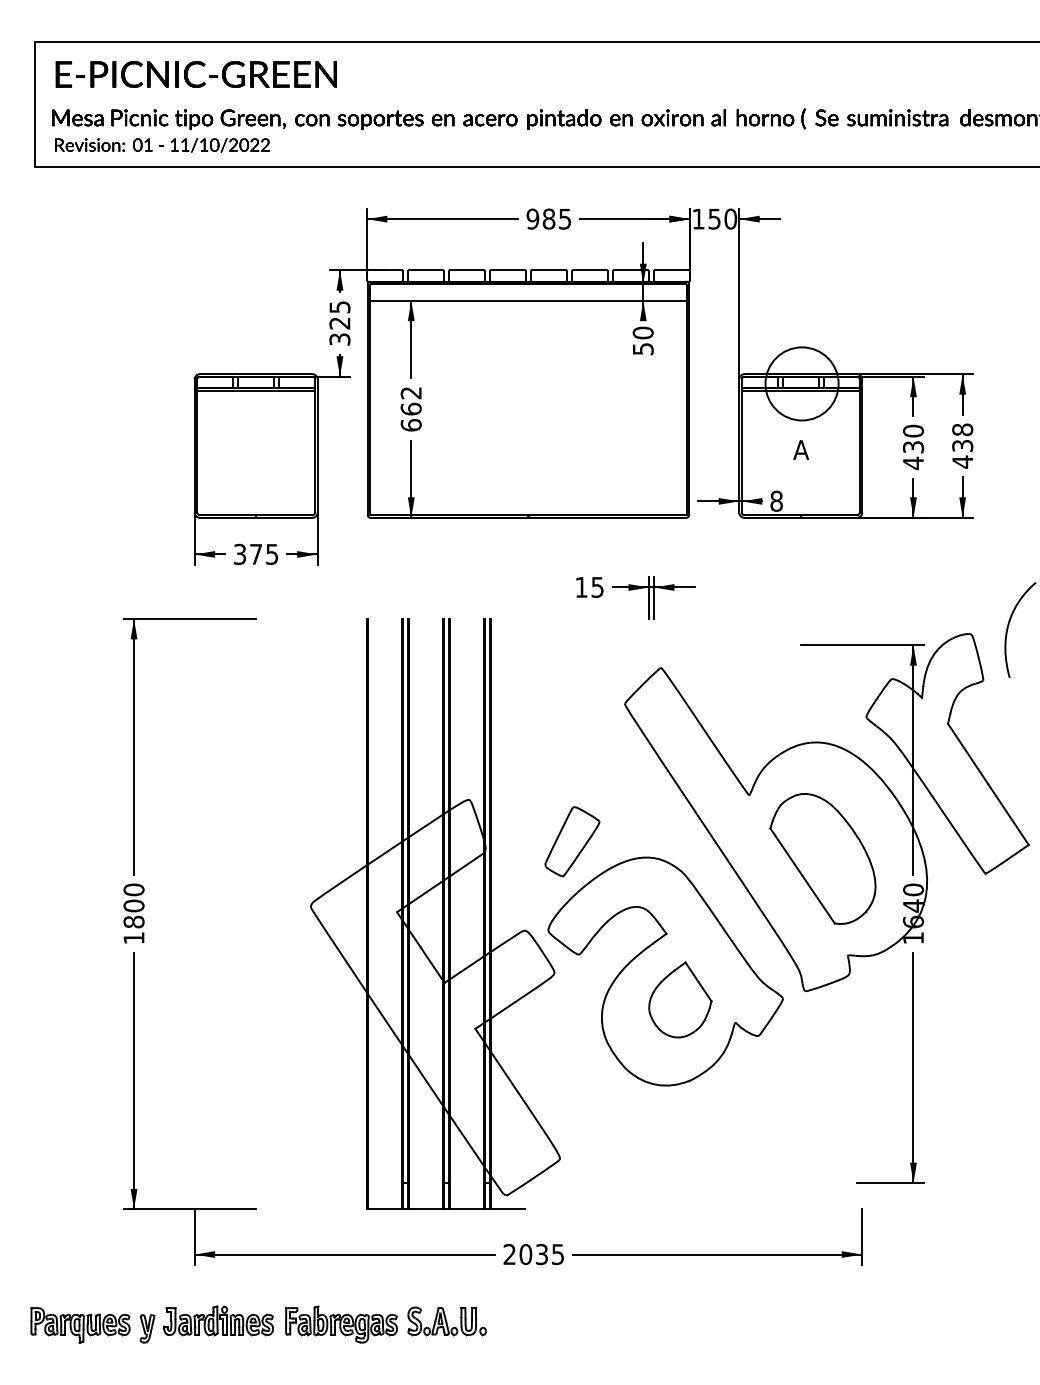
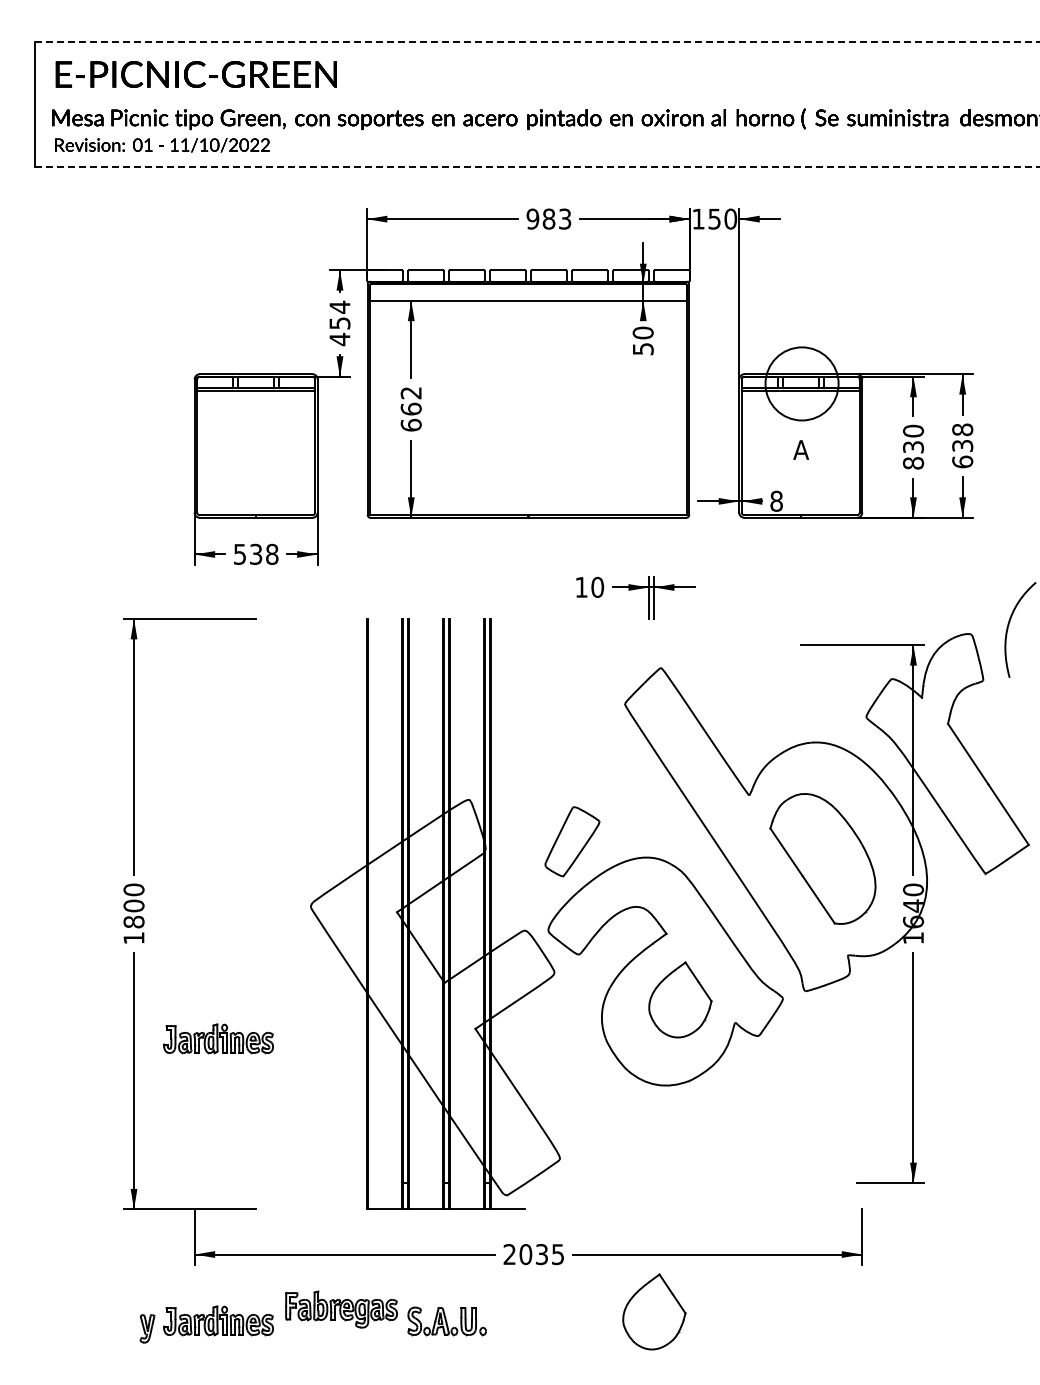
line: solid -> dashed (537, 41)
line: solid -> dashed (536, 167)
text: 985 -> 983 (565, 218)
text: 325 -> 454 (339, 323)
text: 438 -> 638 (962, 461)
text: 430 -> 830 (913, 463)
text: 375 -> 538 (256, 553)
text: 15 -> 10 (597, 586)
part: none -> present (218, 1038)
part: none -> present (654, 1311)
part position: (341, 1324) -> (341, 1309) (341, 1309)
part: present -> none (80, 1325)
